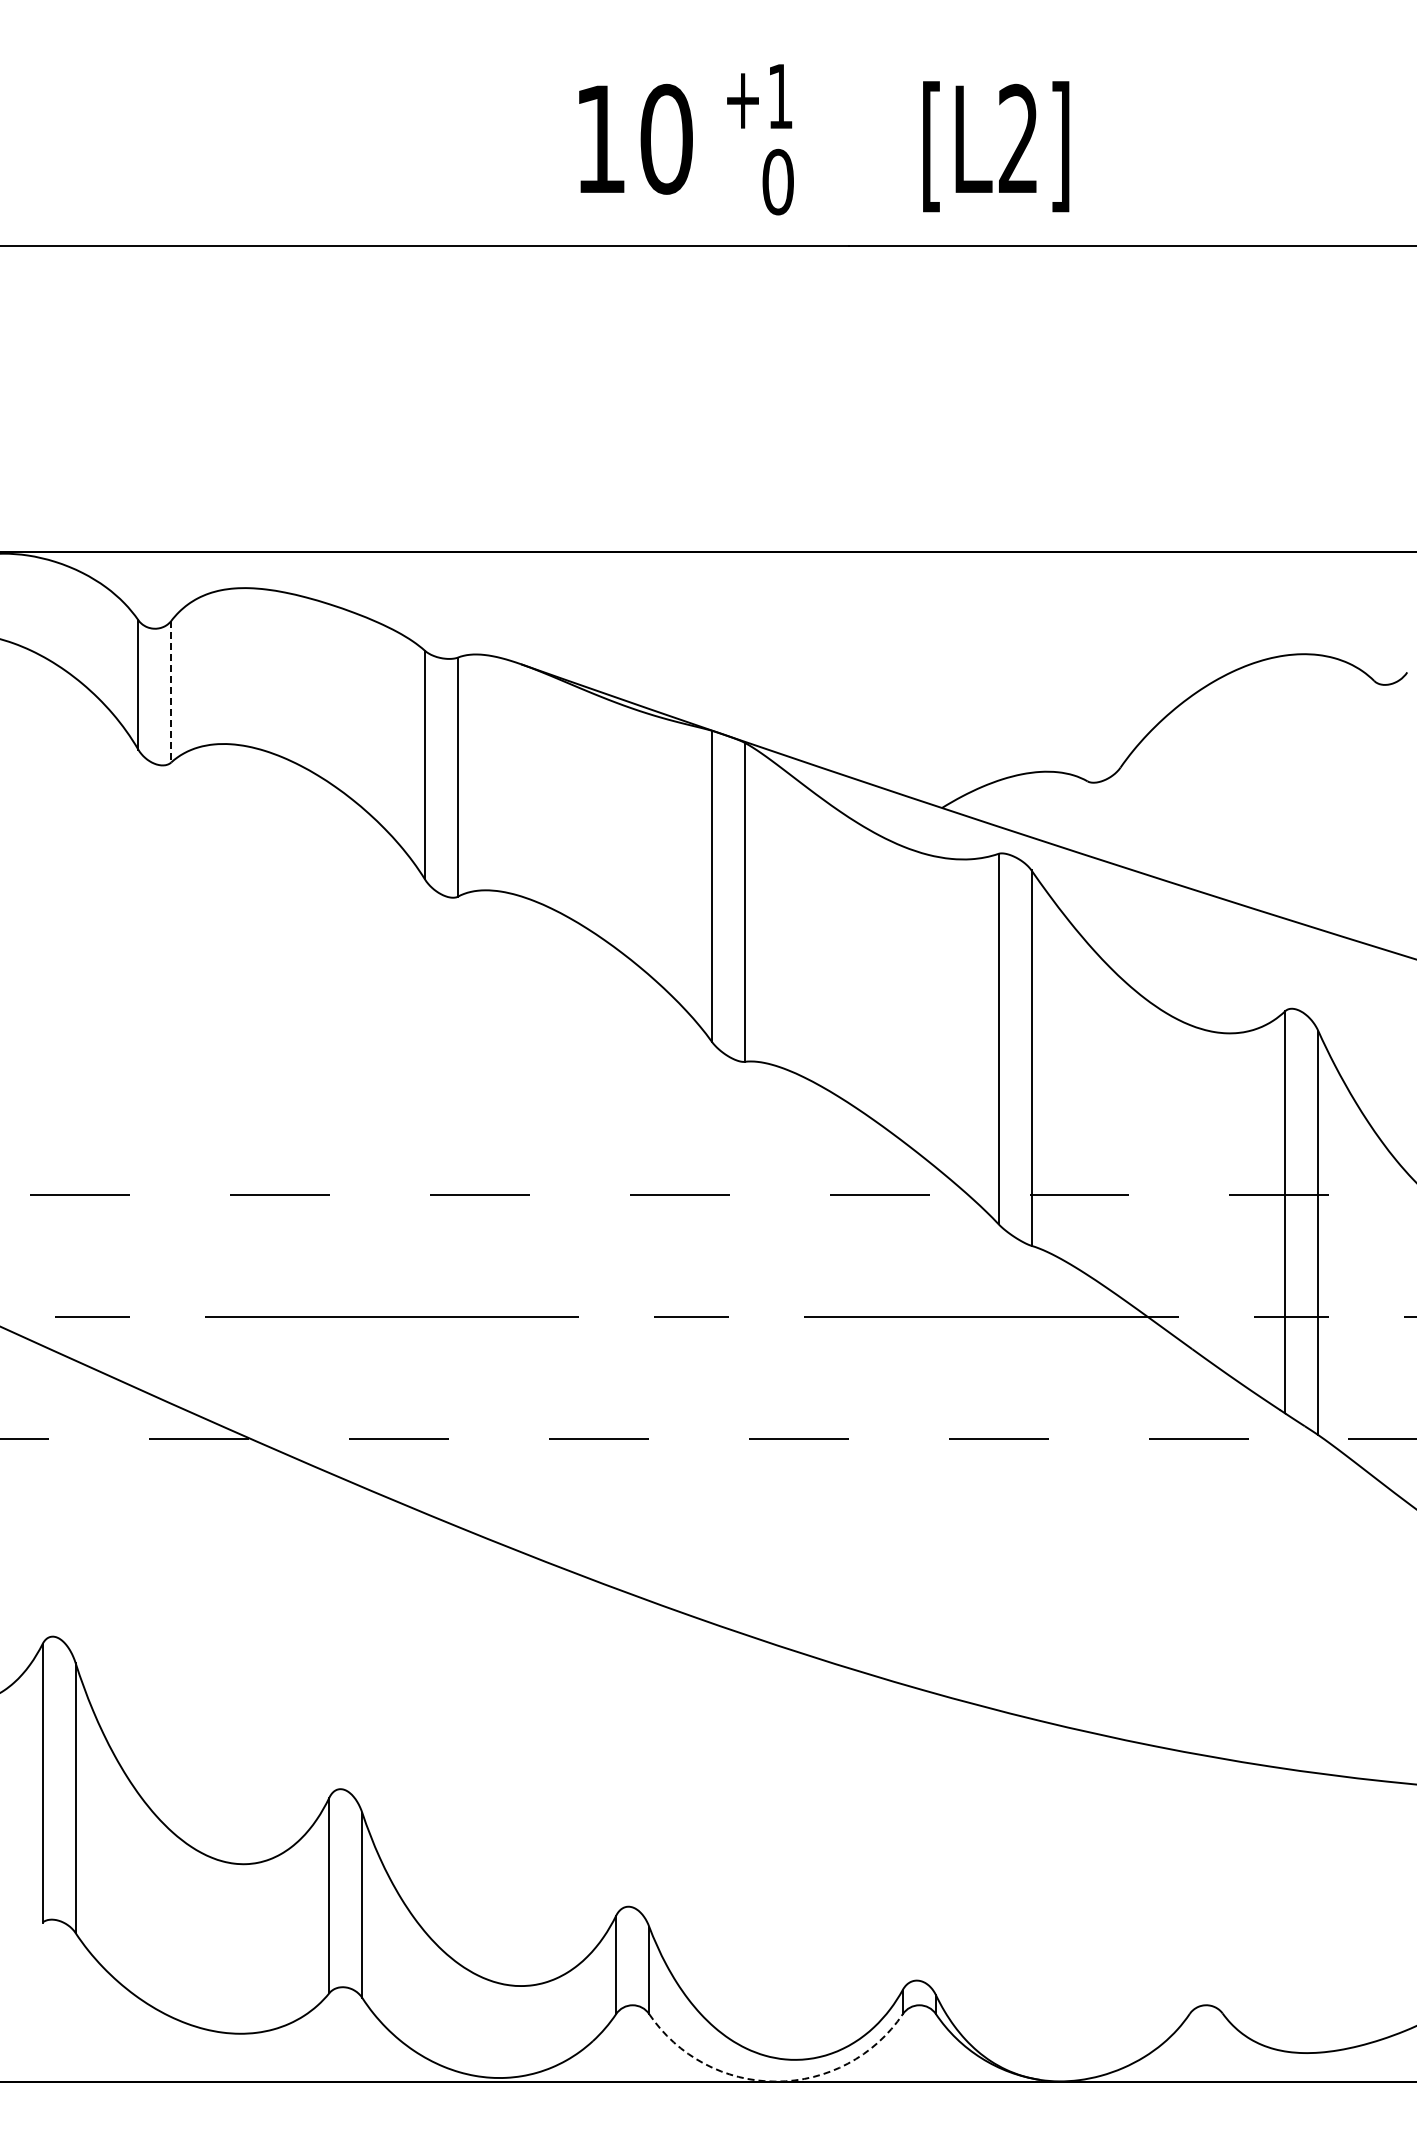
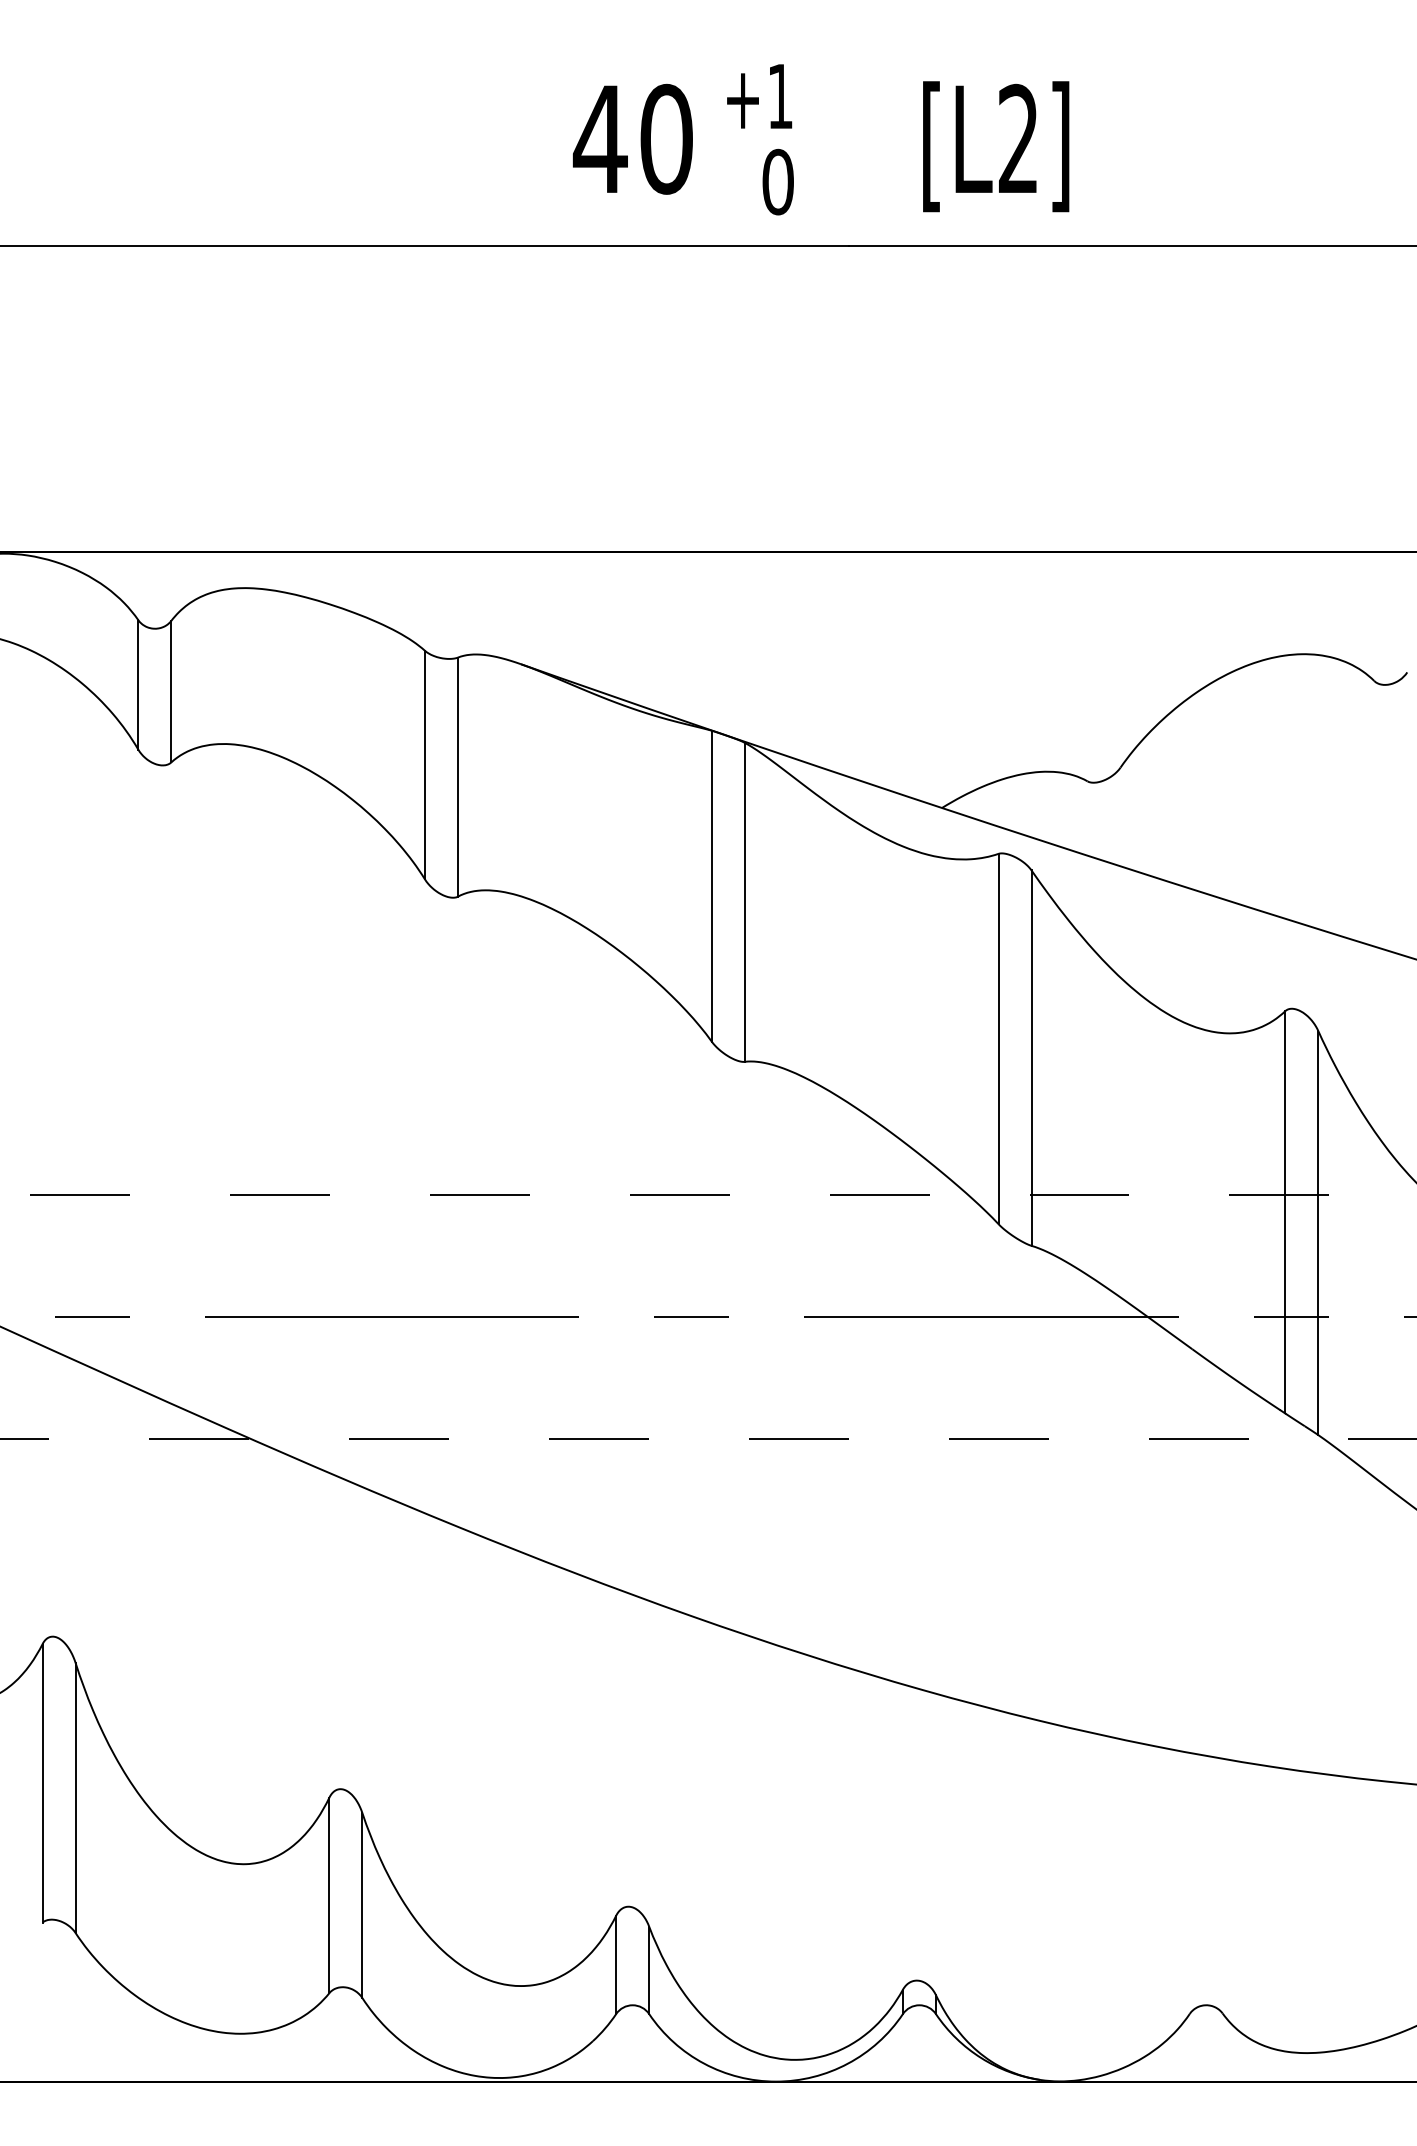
text: 10 -> 40 (599, 138)
line: dashed -> solid (171, 691)
arc: dashed -> solid (776, 2081)
